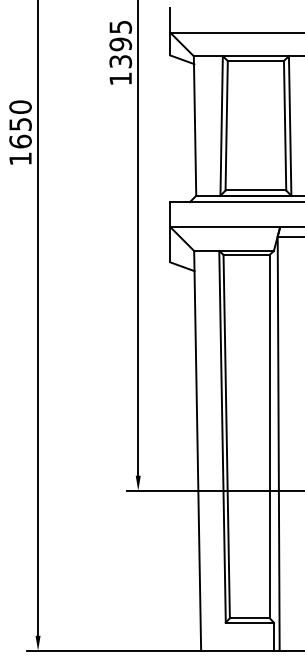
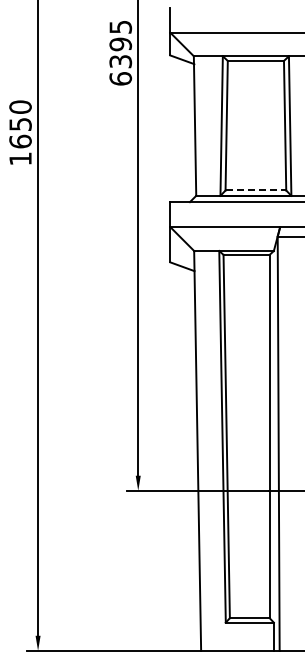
text: 1395 -> 6395 (120, 78)
line: solid -> dashed (256, 190)
